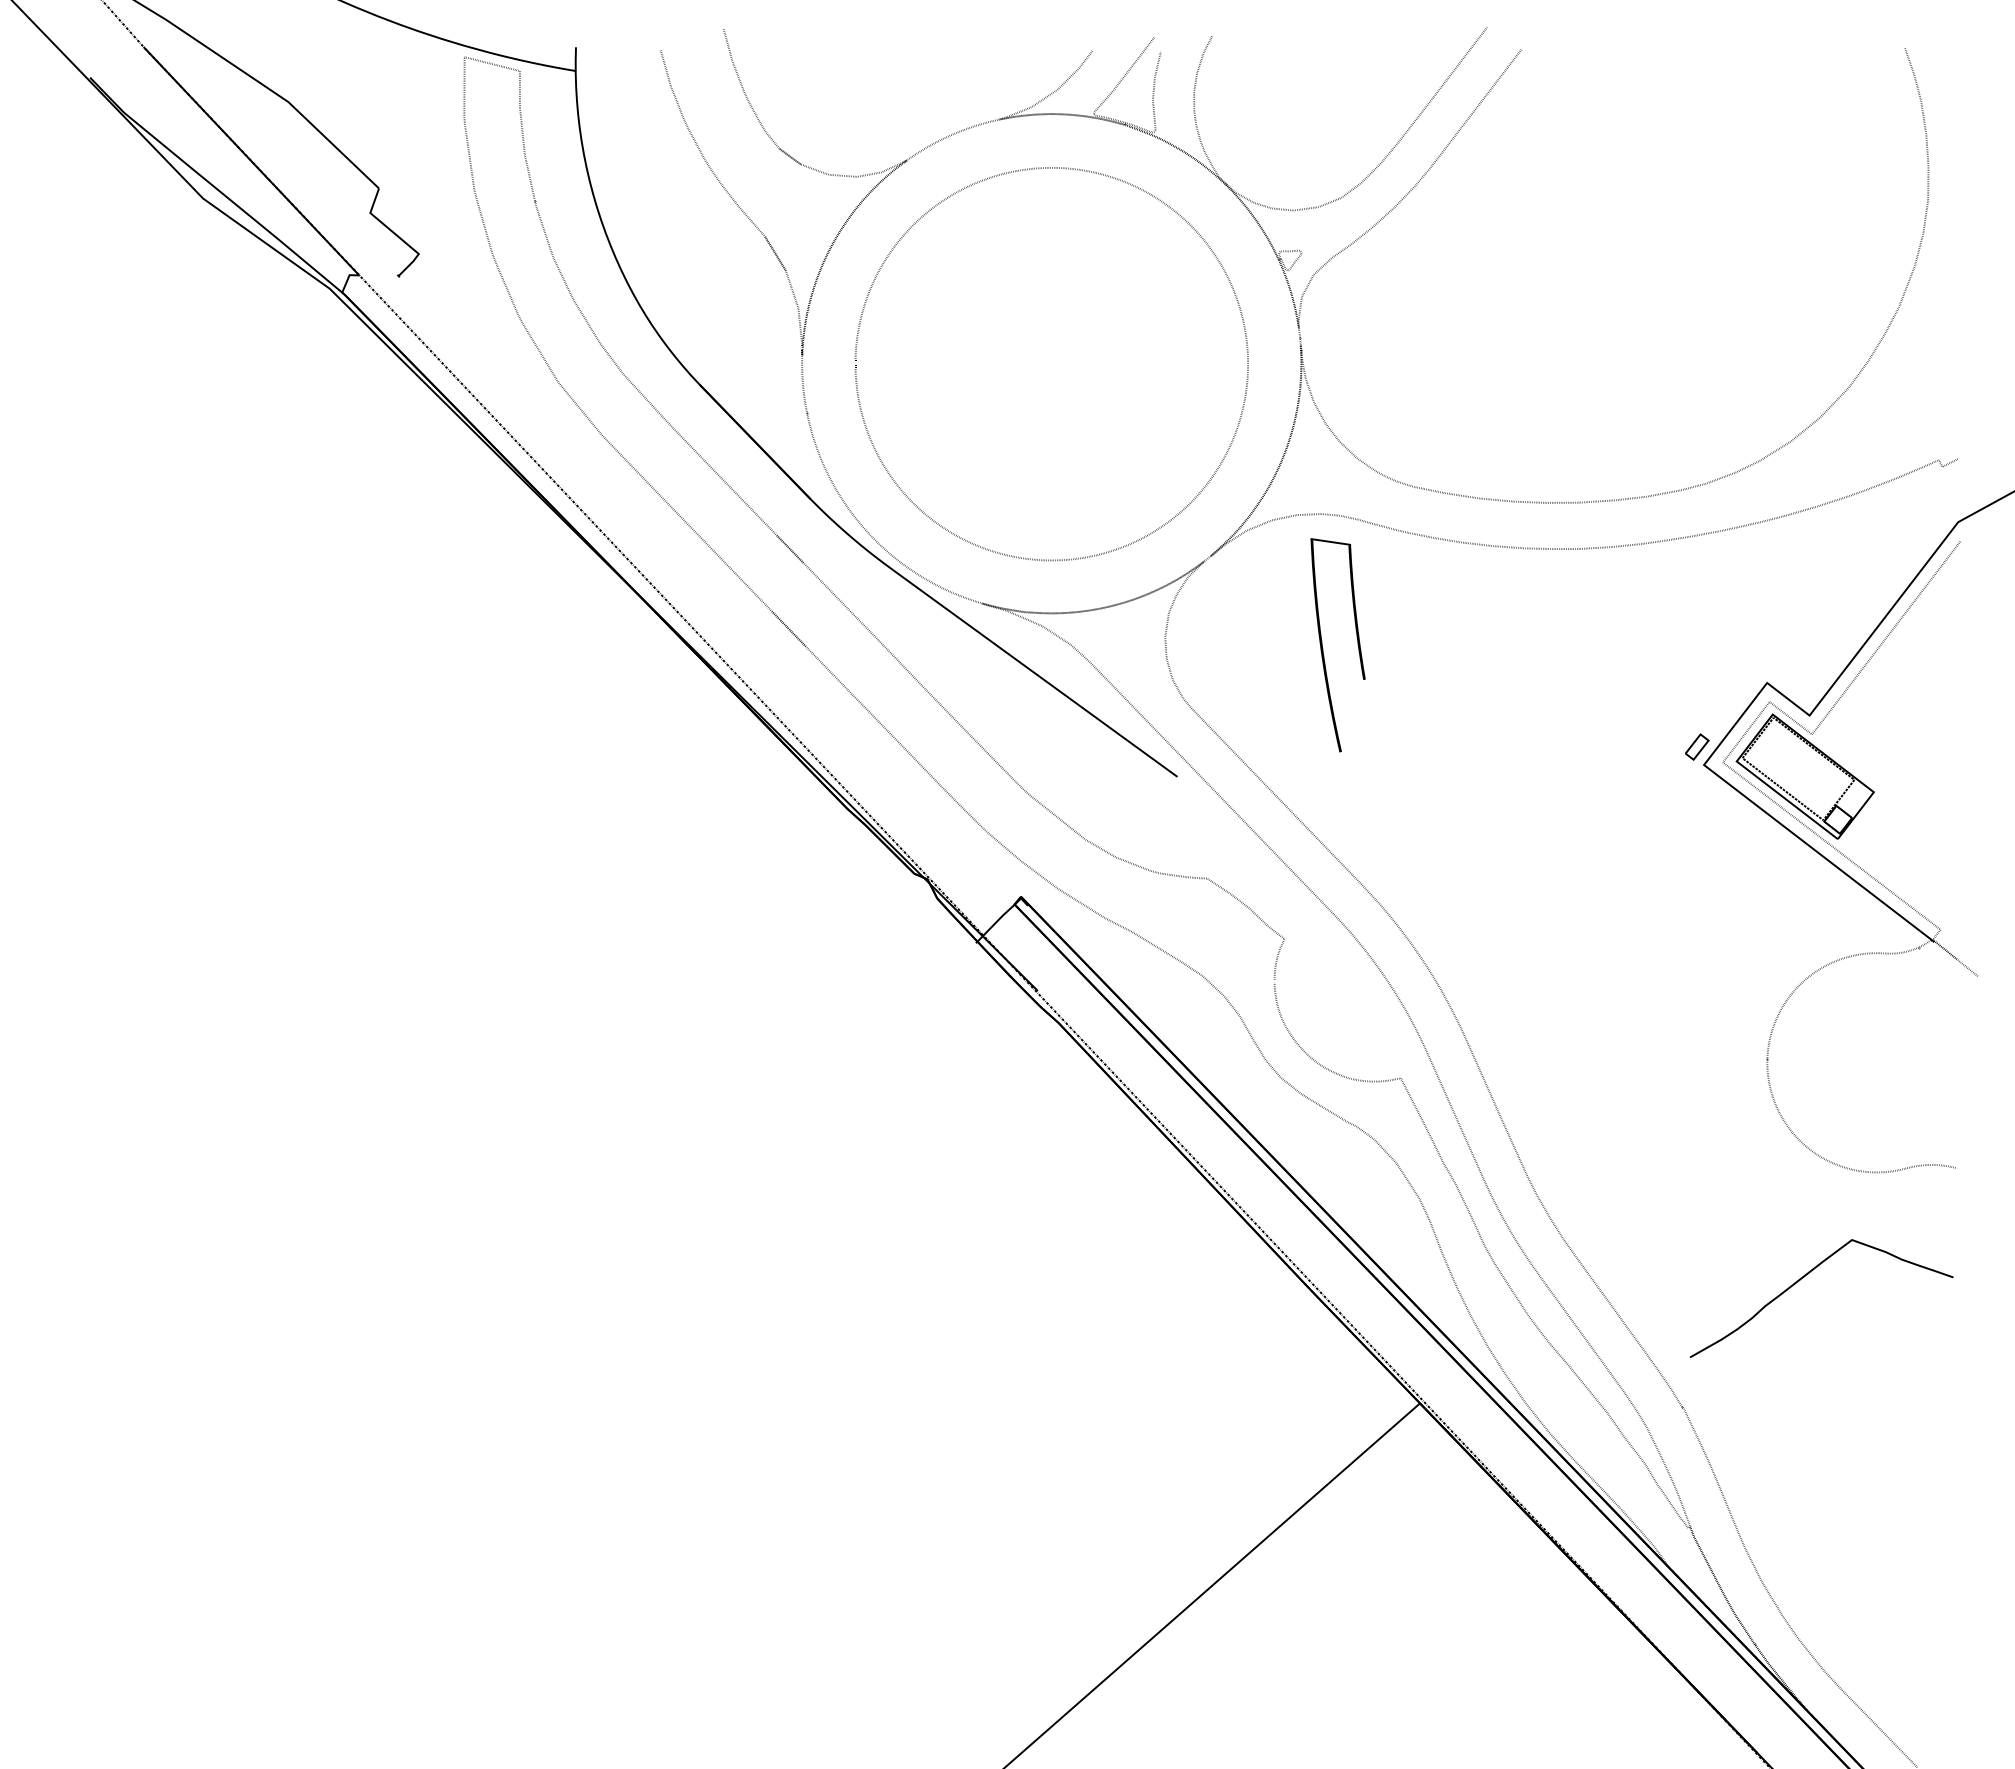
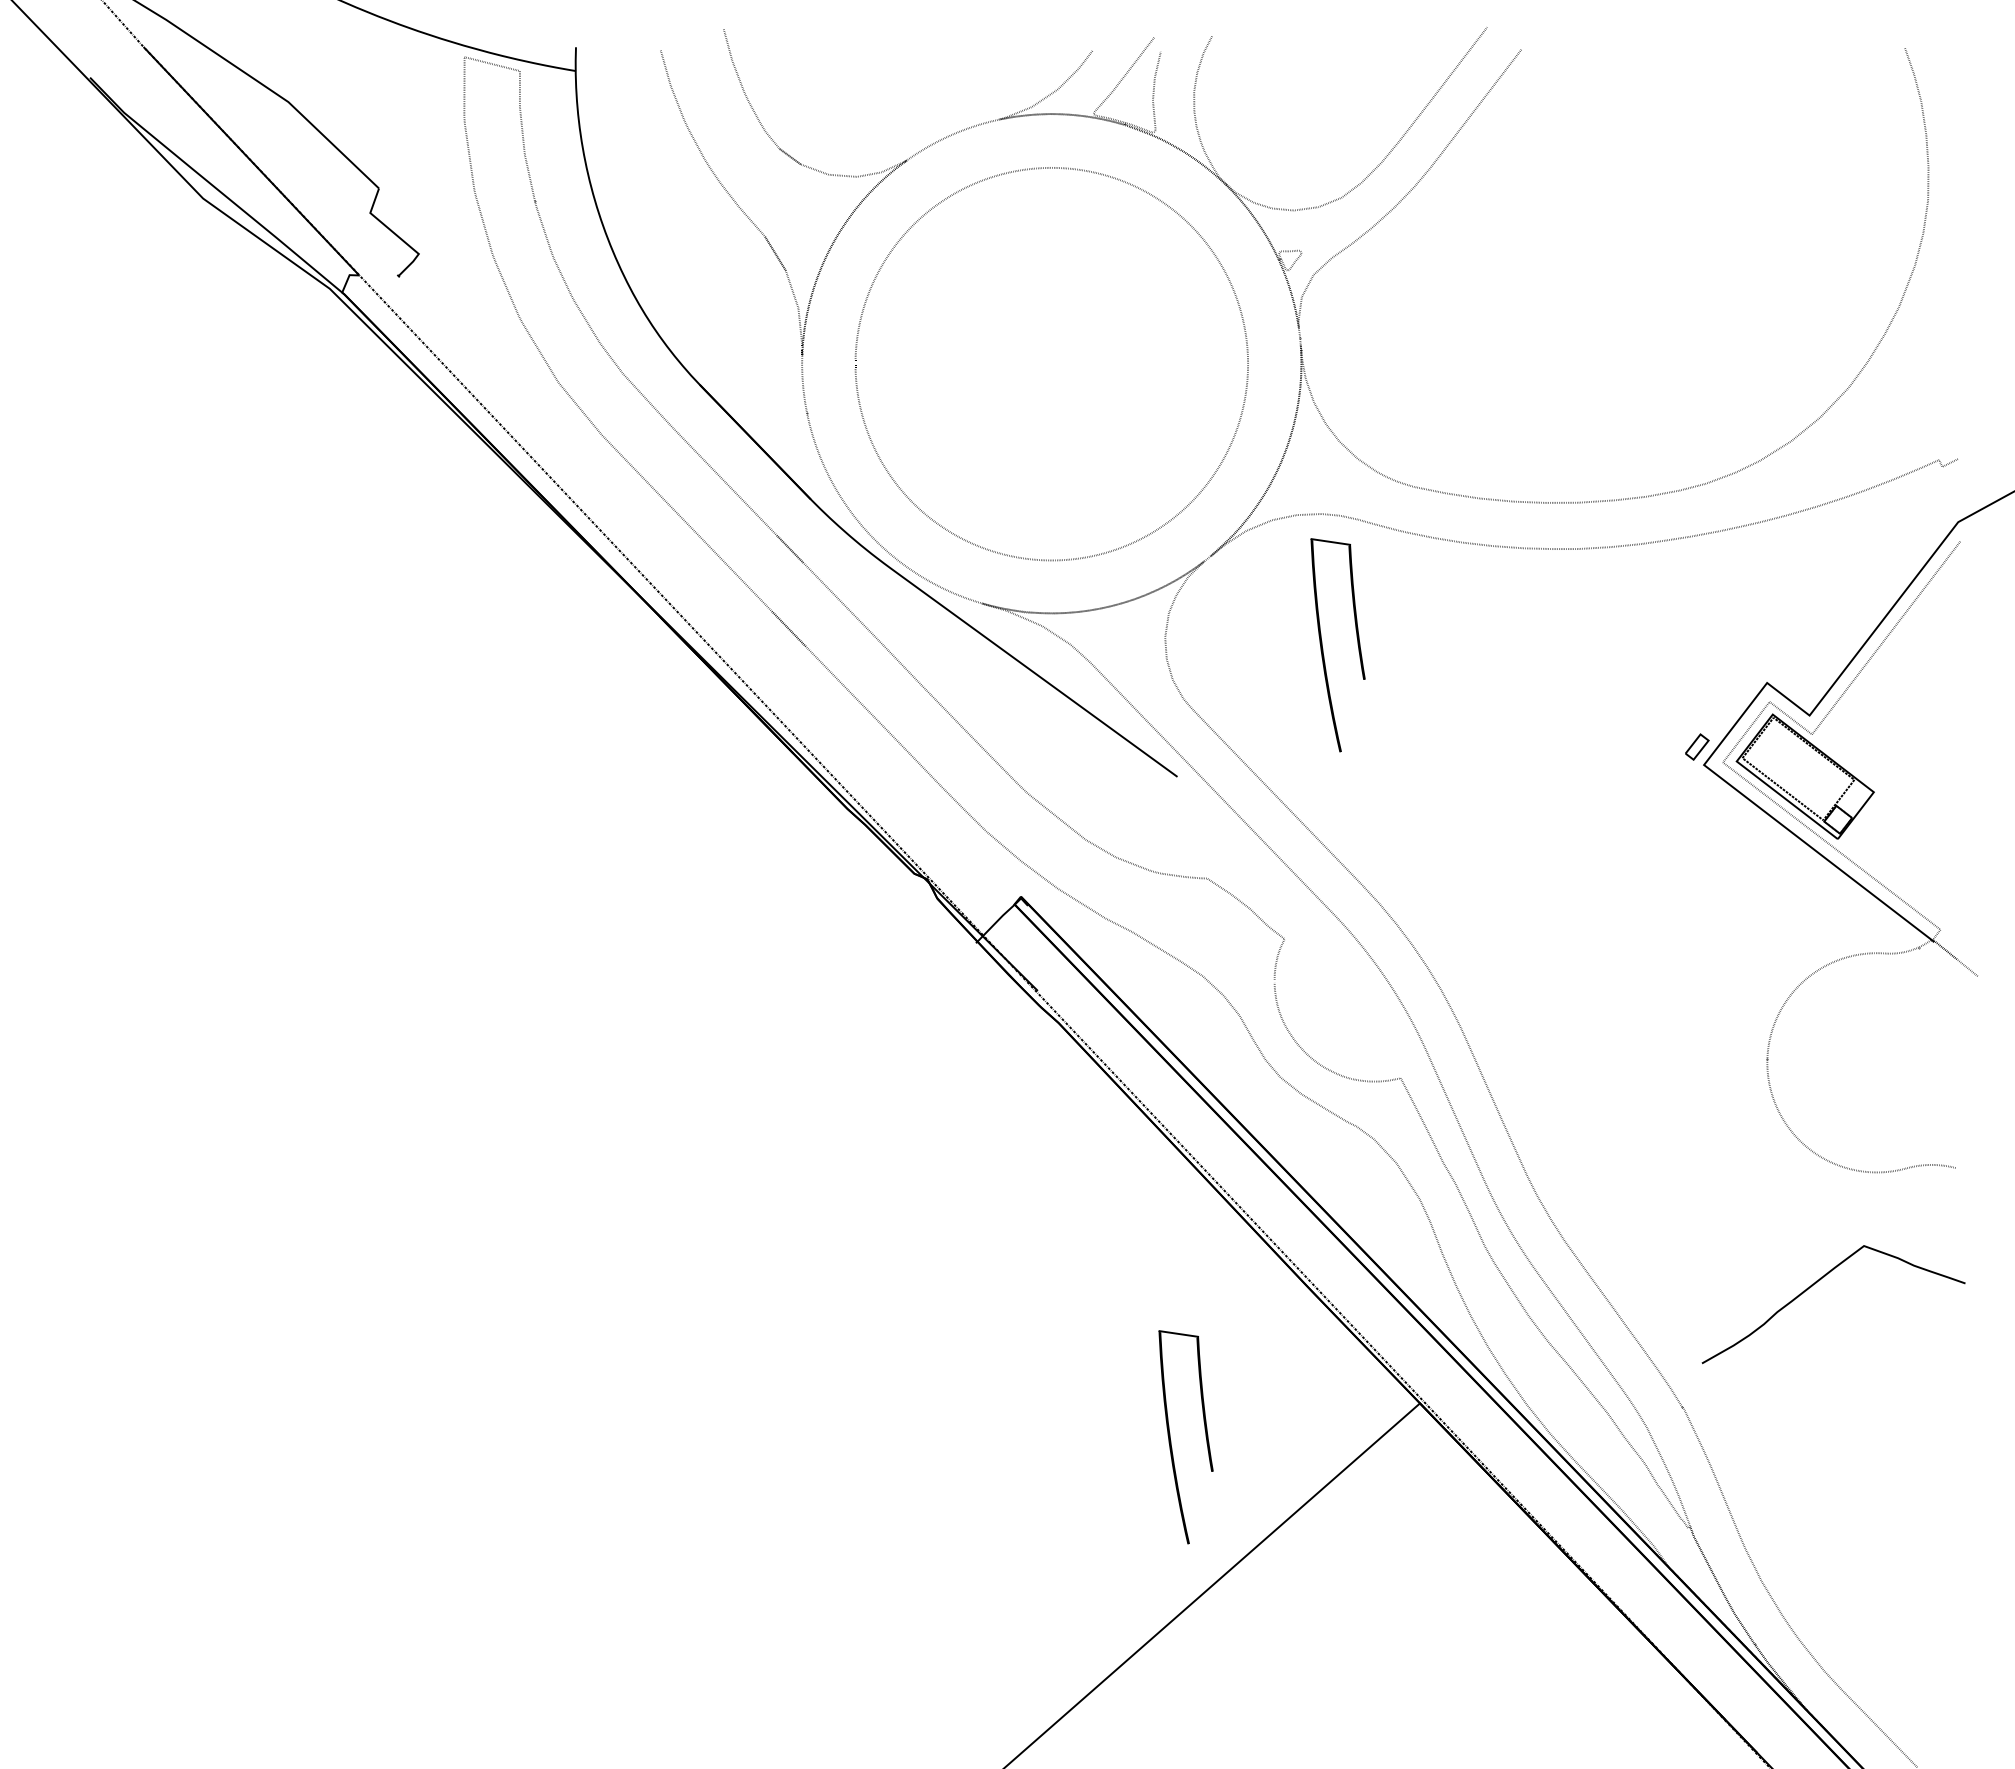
curve position: (1803, 1278) -> (1815, 1284) (1815, 1284)
part: none -> present (1171, 1440)
